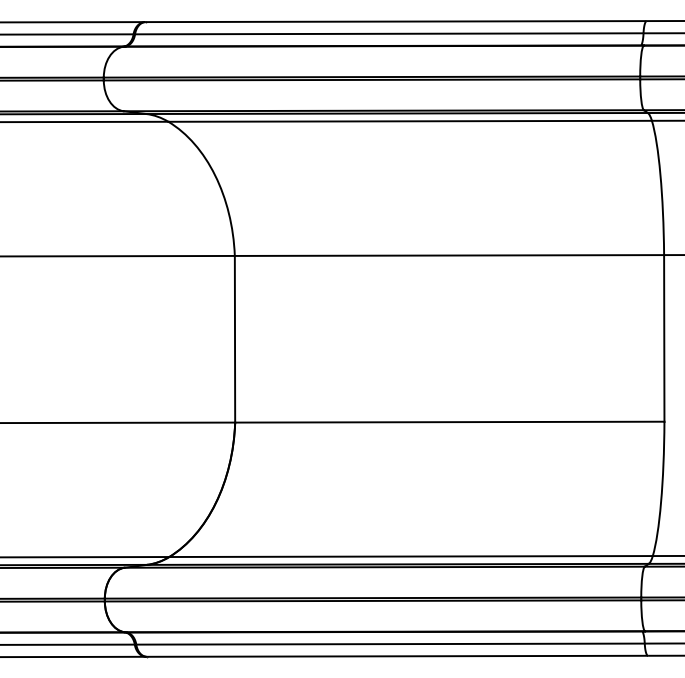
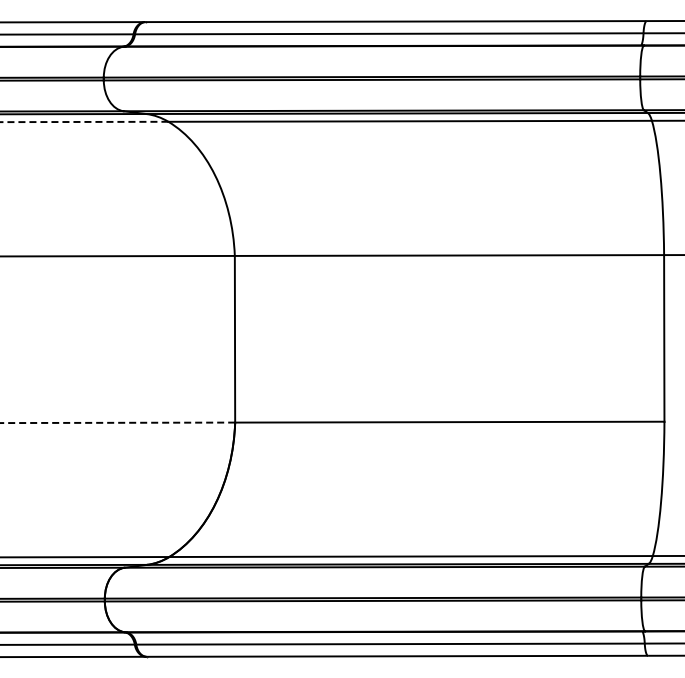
line: solid -> dashed (84, 121)
line: solid -> dashed (117, 422)
